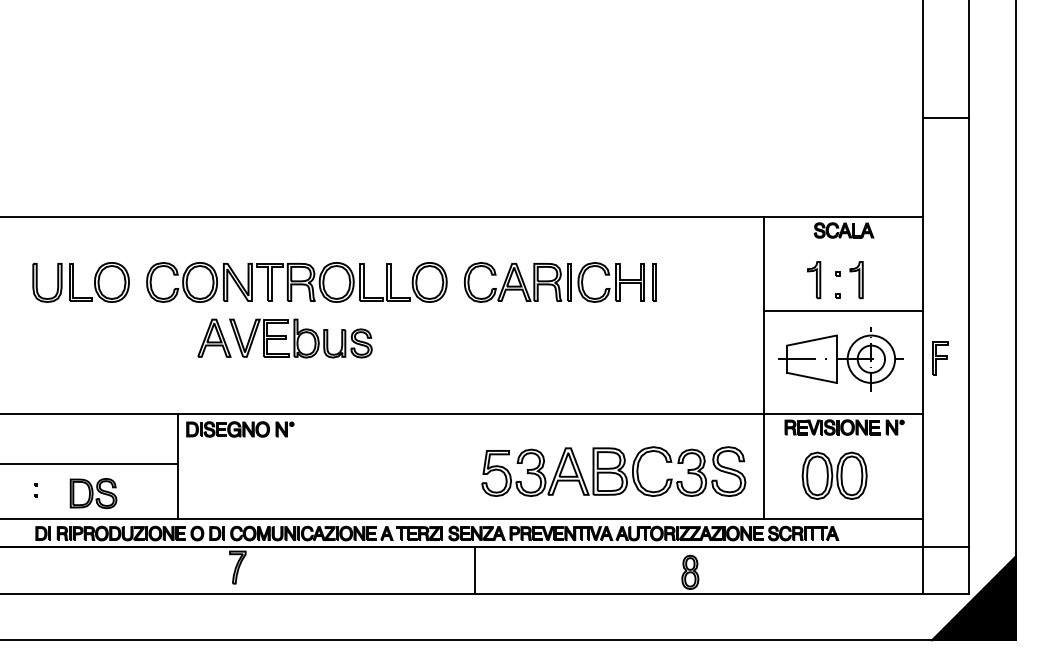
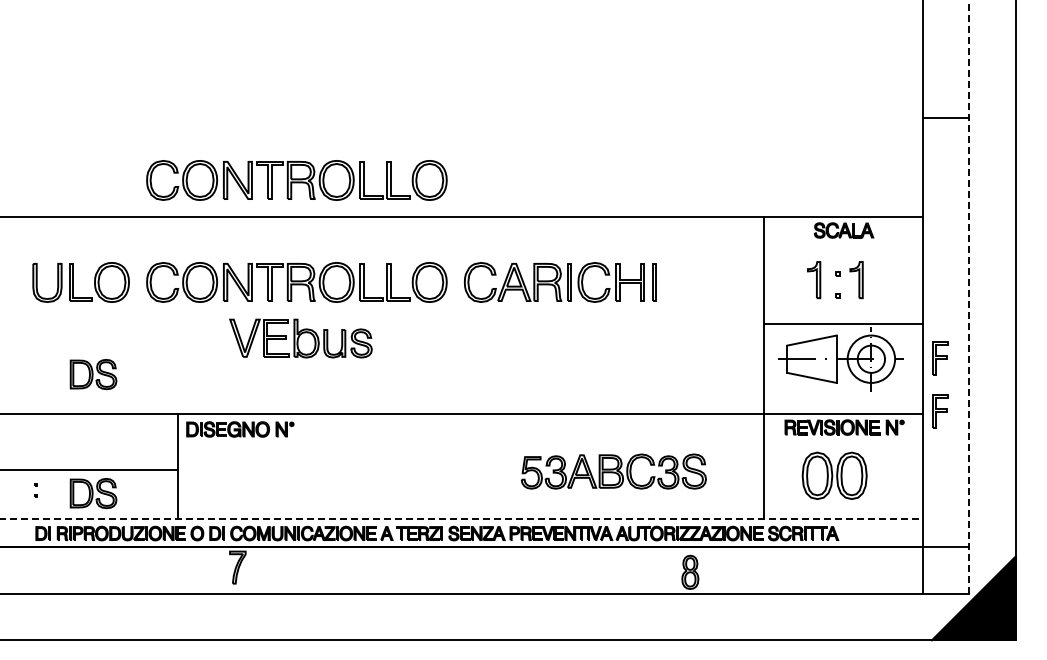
part: none -> present (296, 180)
line: solid -> dashed (969, 296)
line position: (843, 311) -> (843, 324) (843, 324)
part: present -> none (214, 337)
part: none -> present (93, 374)
part: none -> present (940, 411)
line position: (90, 463) -> (90, 469) (90, 469)
part size: 266x51 px -> 187x37 px (613, 471)
line: solid -> dashed (461, 519)
line: present -> none (474, 570)
